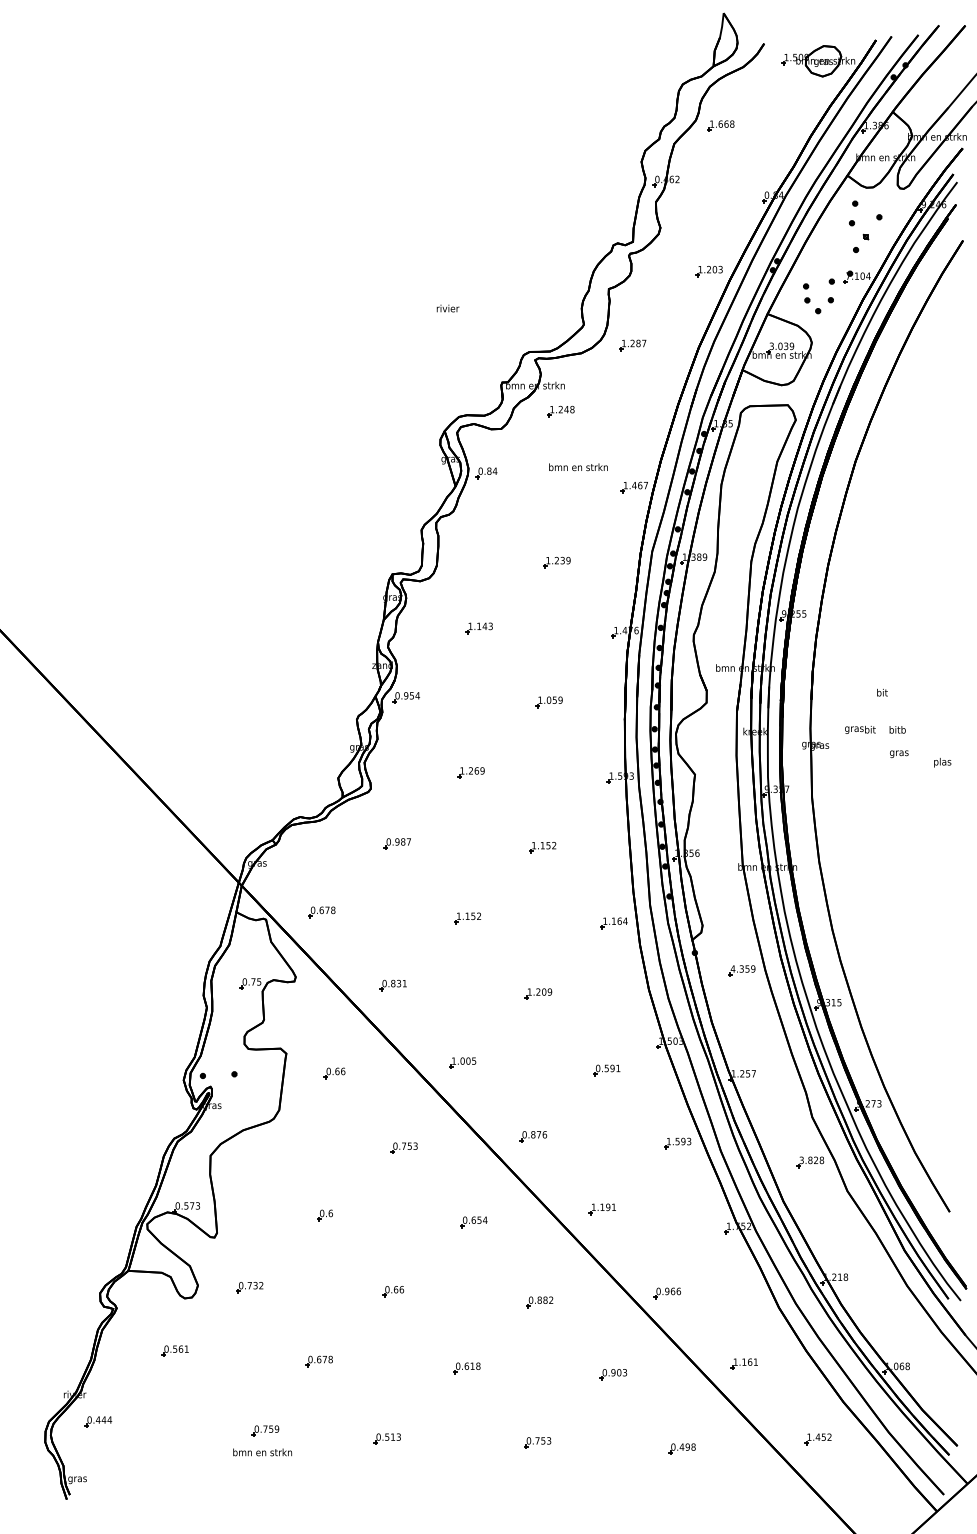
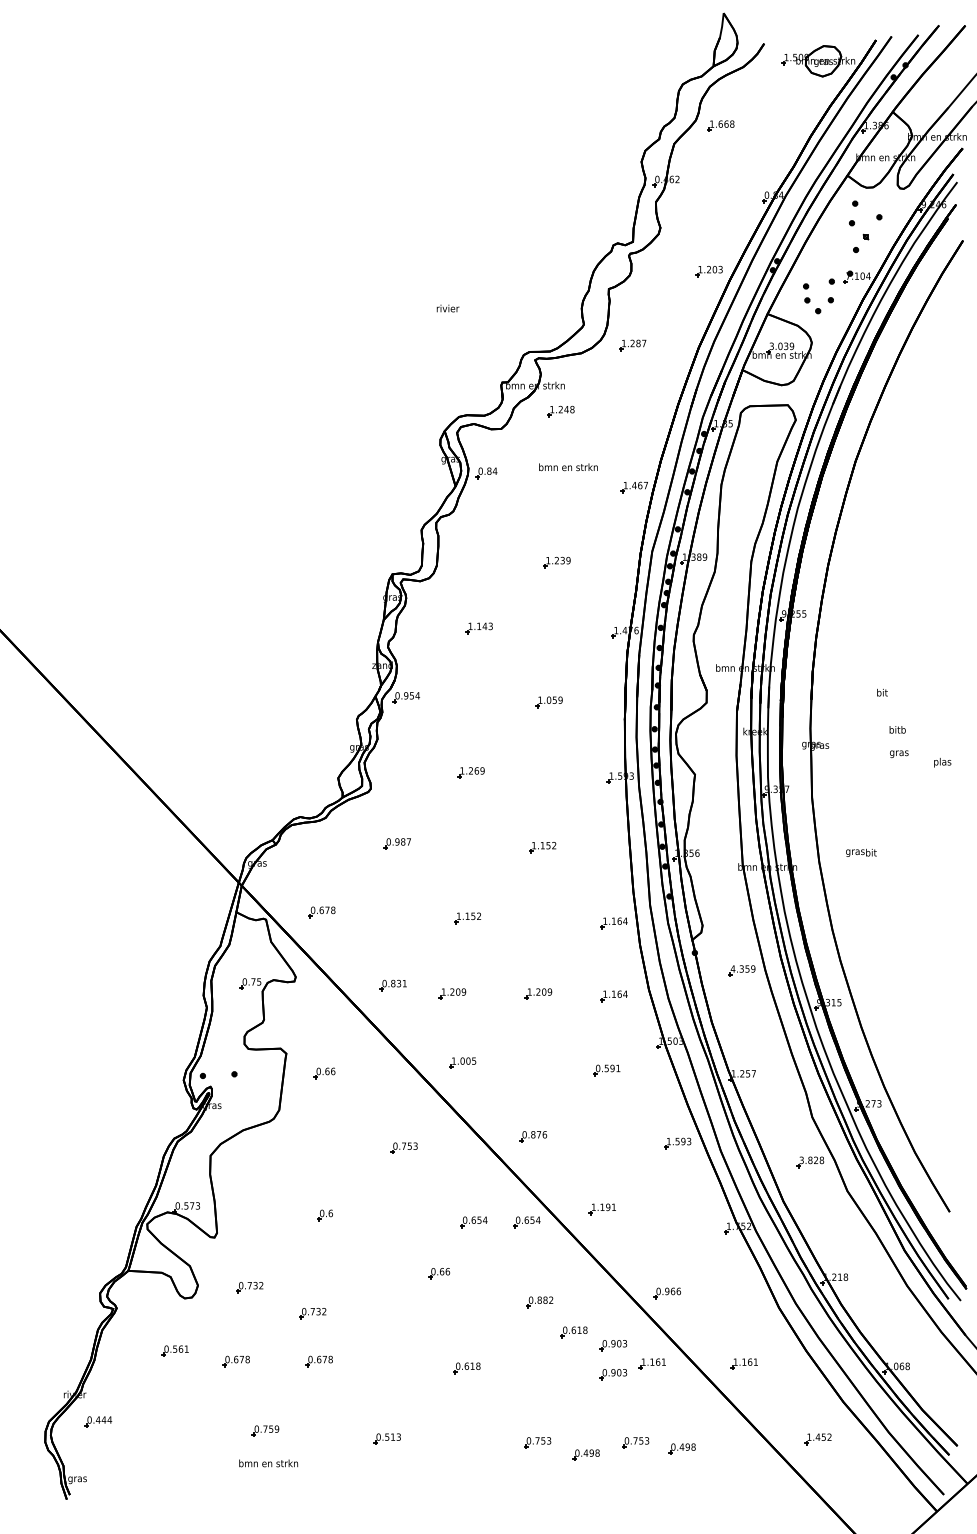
text position: (578, 467) -> (568, 467) (568, 467)
text position: (860, 729) -> (861, 852) (861, 852)
part: none -> present (452, 993)
part: none -> present (613, 996)
part position: (334, 1073) -> (324, 1073) (324, 1073)
part: none -> present (526, 1222)
part position: (392, 1291) -> (438, 1273) (438, 1273)
part: none -> present (312, 1313)
part: none -> present (573, 1332)
part: none -> present (613, 1345)
part: none -> present (235, 1361)
part: none -> present (651, 1363)
part: none -> present (635, 1442)
text position: (262, 1452) -> (268, 1463) (268, 1463)
part: none -> present (585, 1454)
